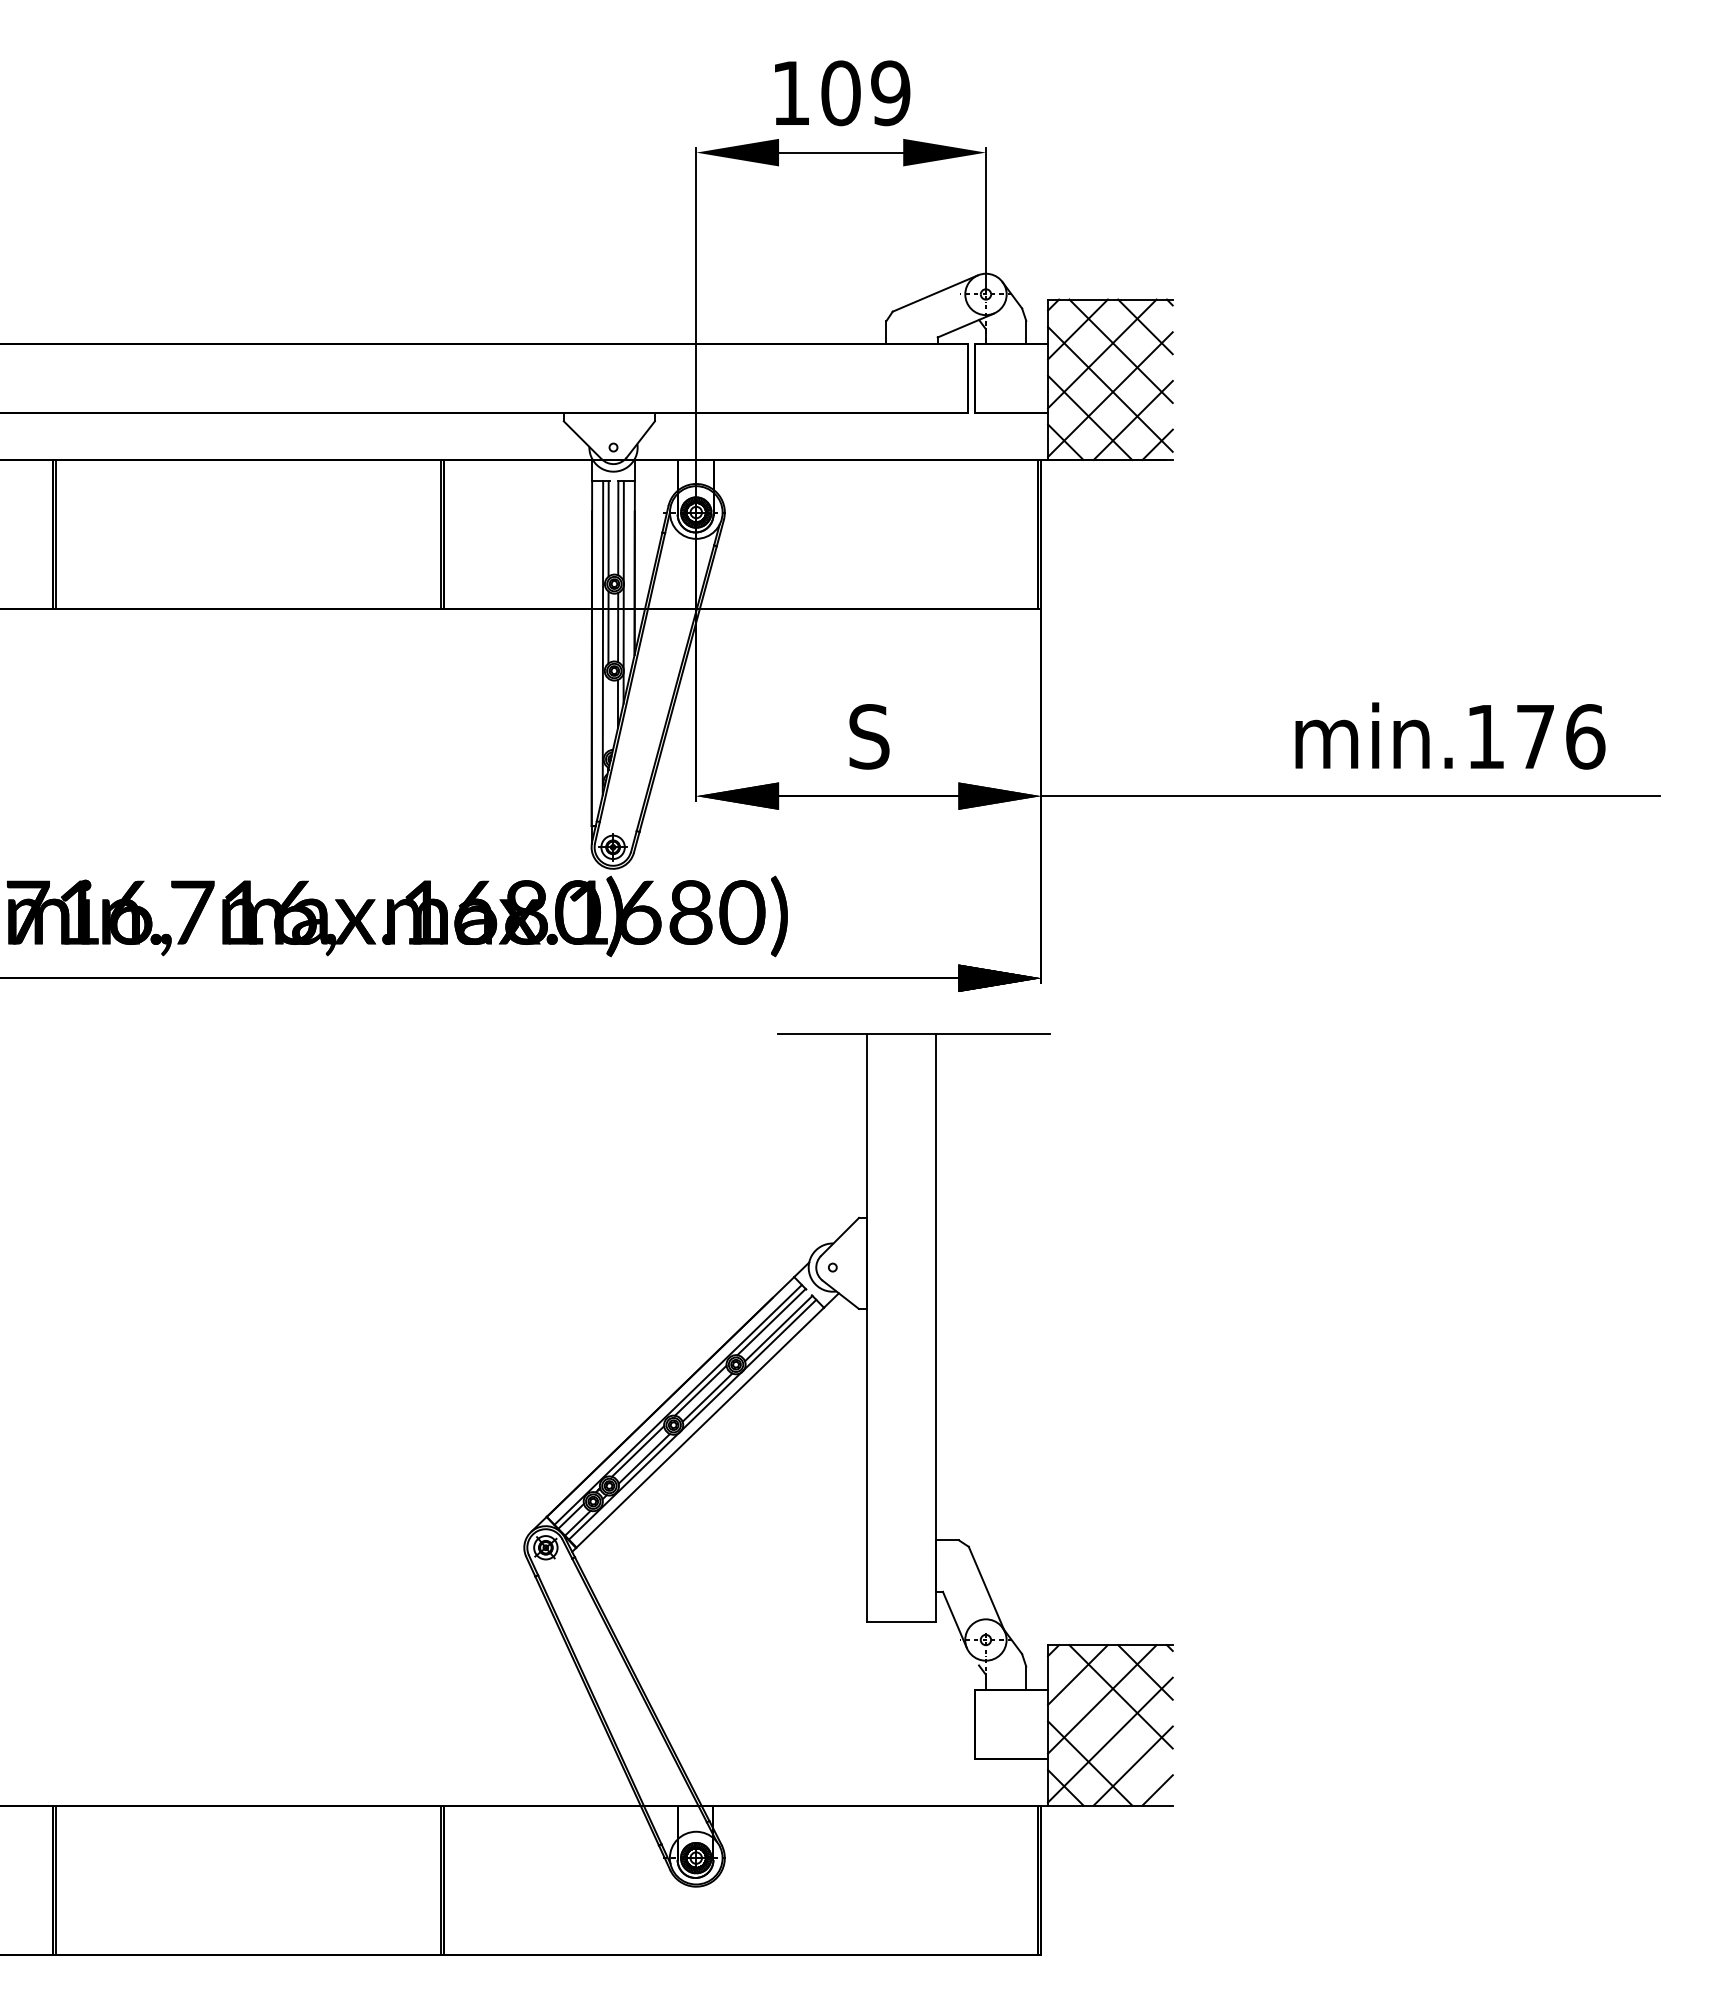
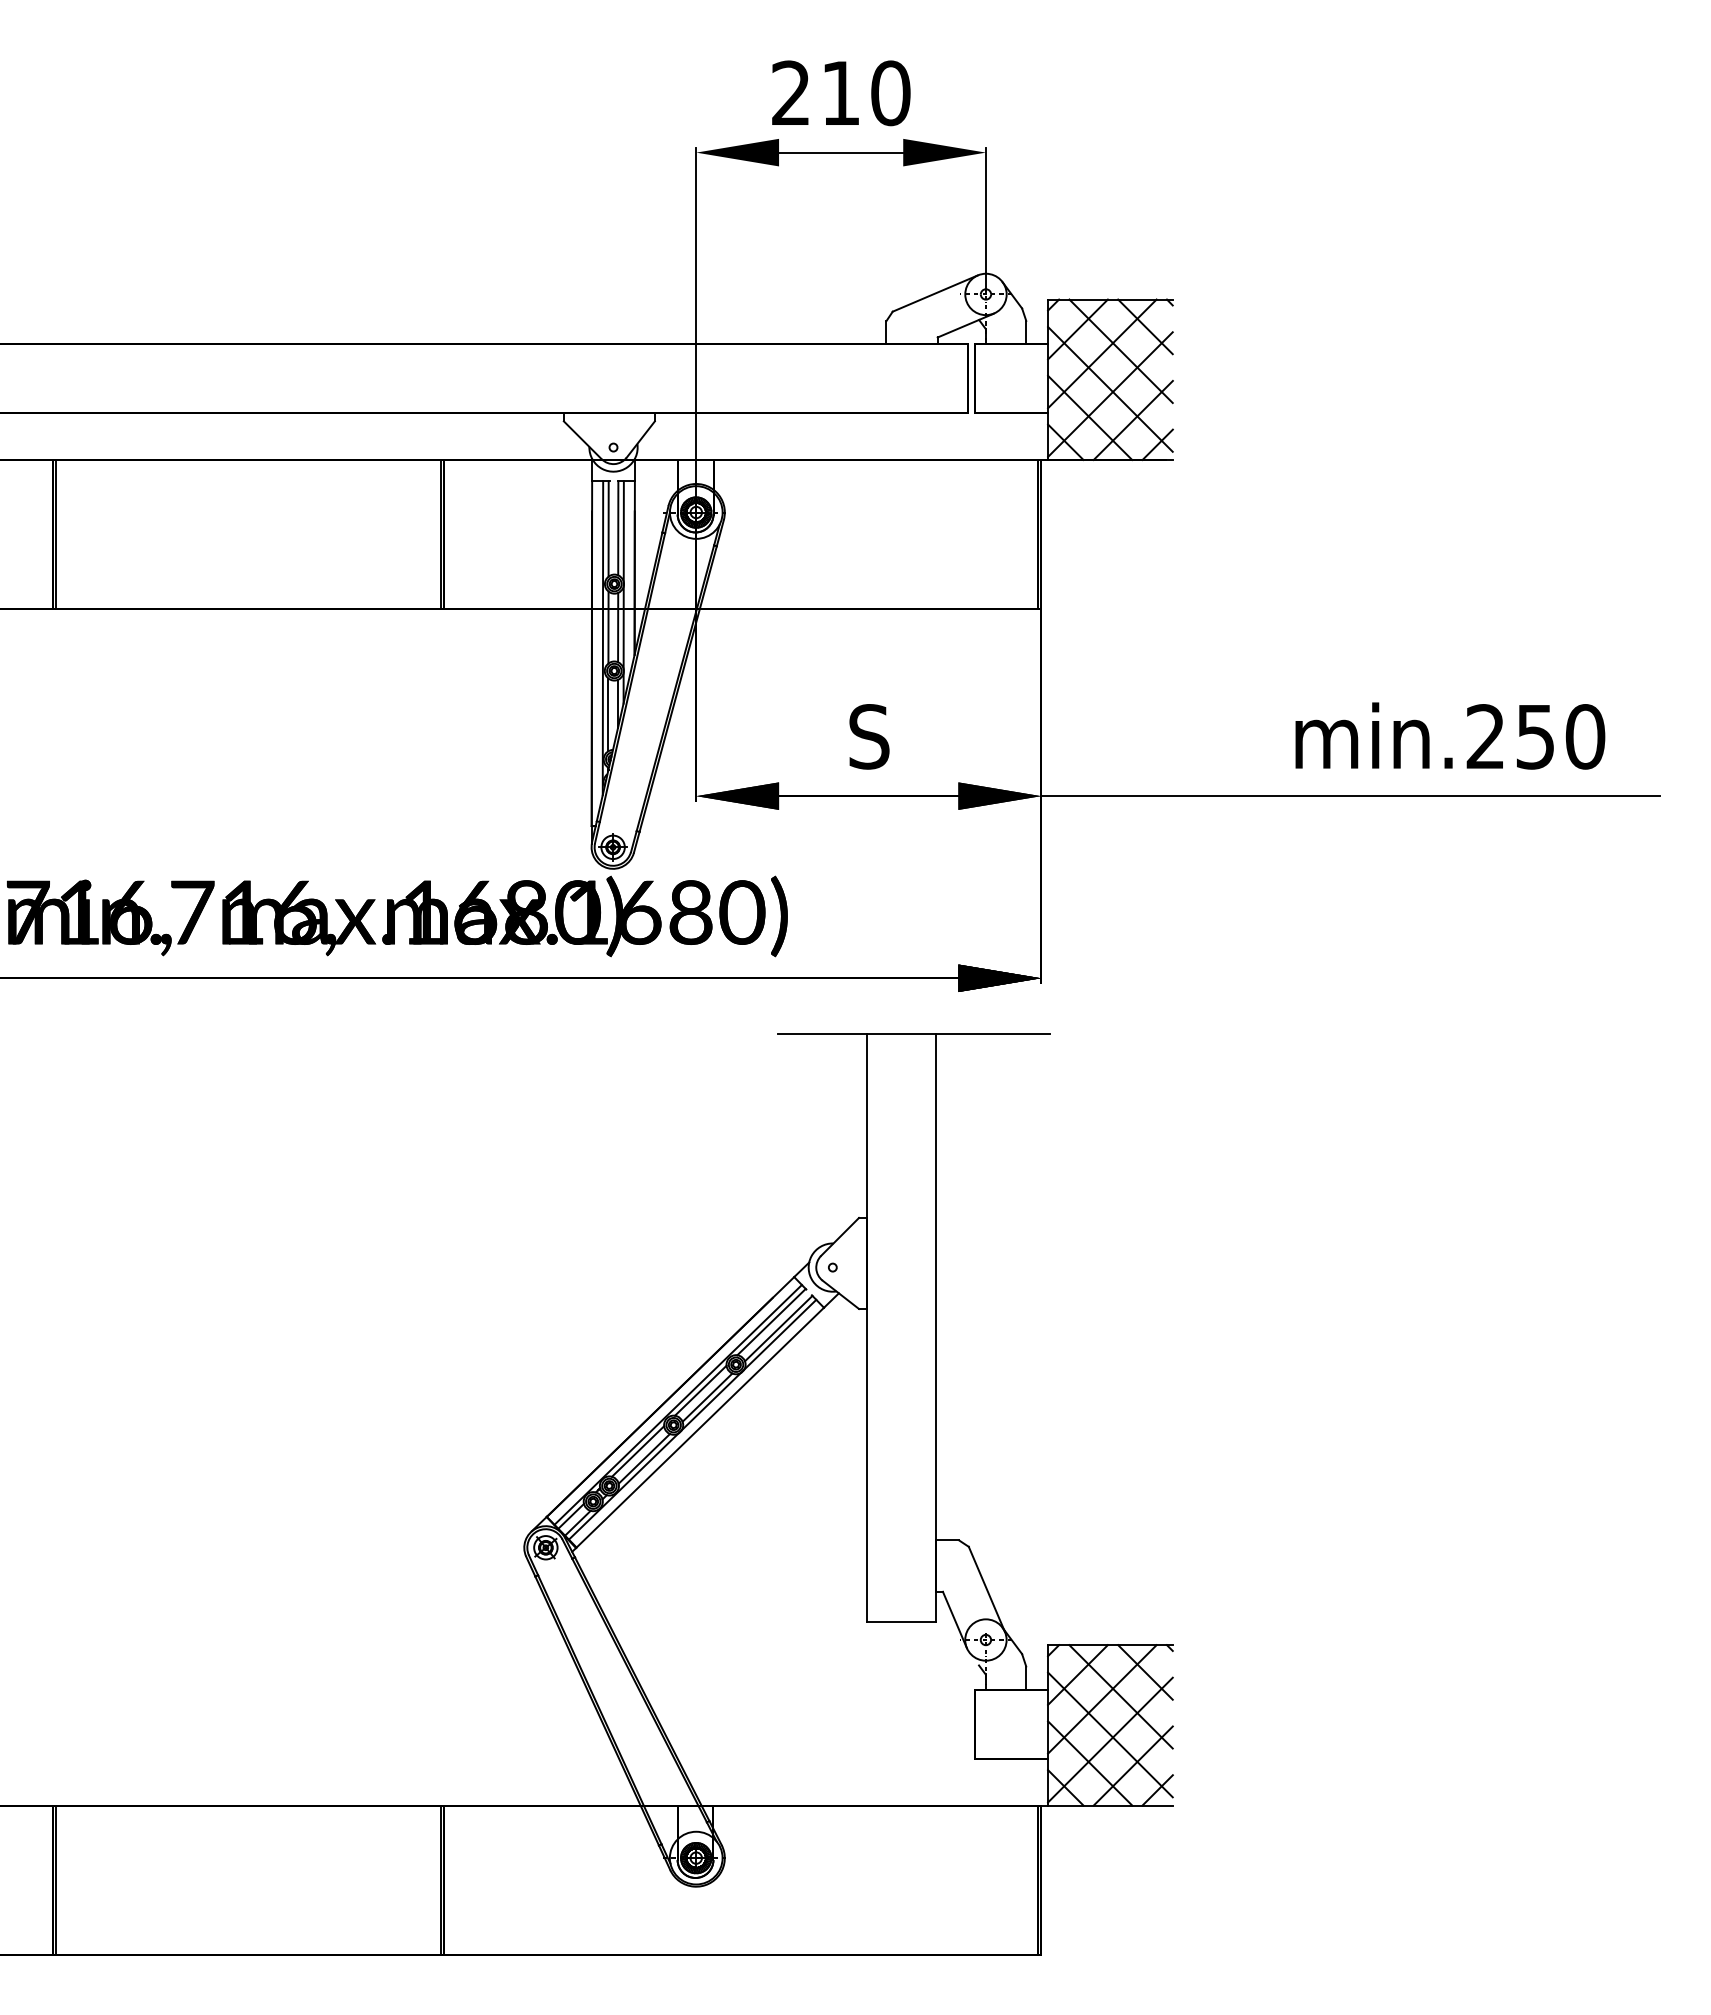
text: 109 -> 210 (841, 93)
line: none -> present (608, 714)
text: min.176 -> min.250 (1535, 736)
line: none -> present (1110, 1734)
